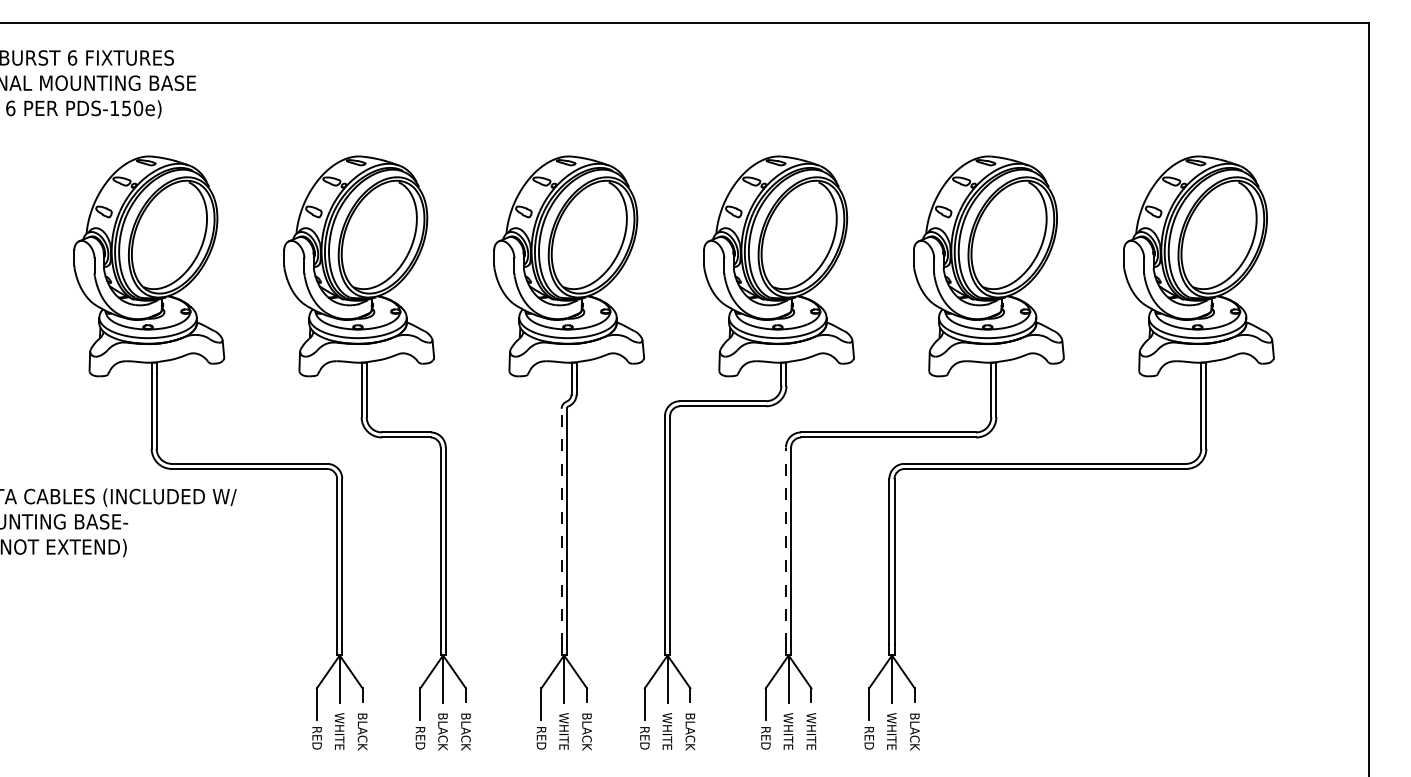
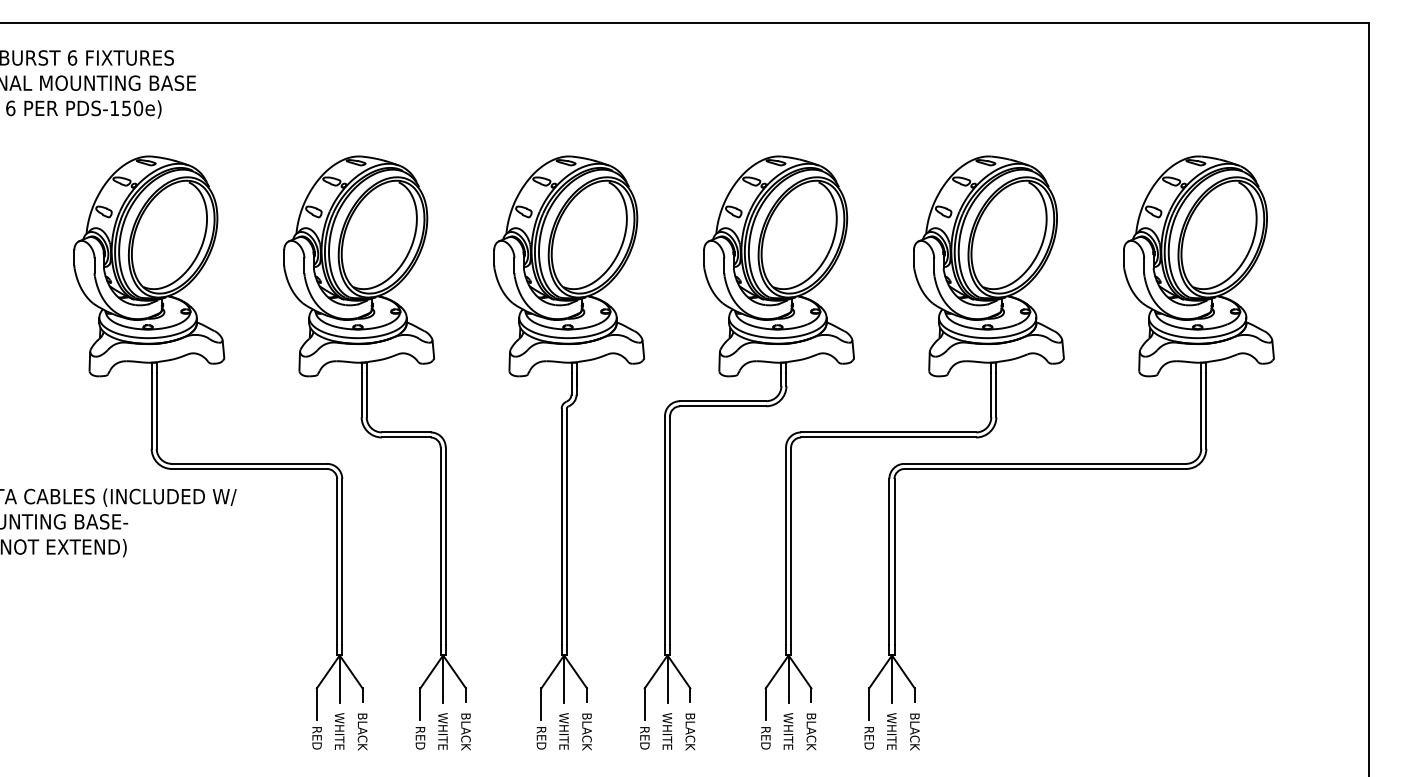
line: dashed -> solid (561, 526)
line: dashed -> solid (786, 546)
text: BLACK -> WHITE (442, 731)
text: WHITE -> BLACK (811, 731)
